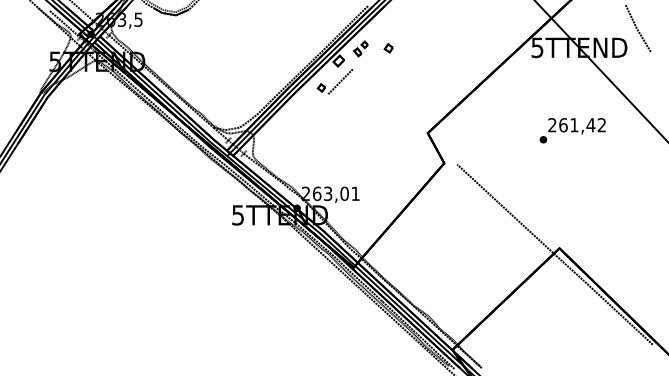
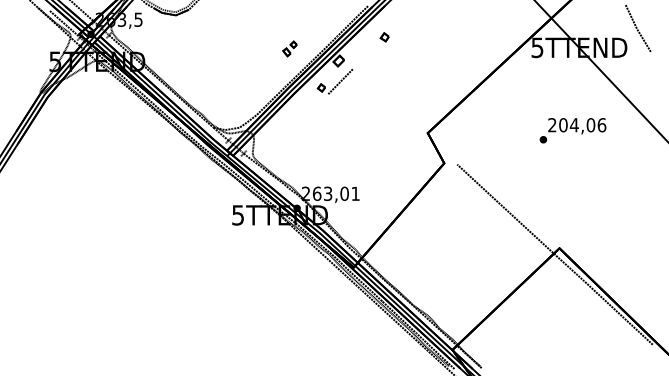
part position: (360, 48) -> (289, 48) (289, 48)
part position: (388, 48) -> (384, 37) (384, 37)
text: 261,42 -> 204,06 (582, 125)
